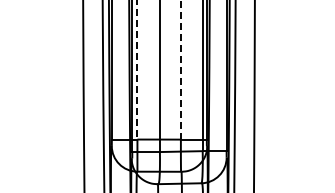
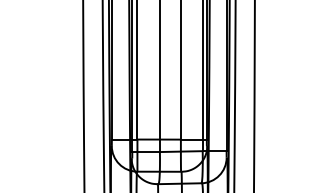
line: dashed -> solid (180, 69)
line: dashed -> solid (137, 70)
